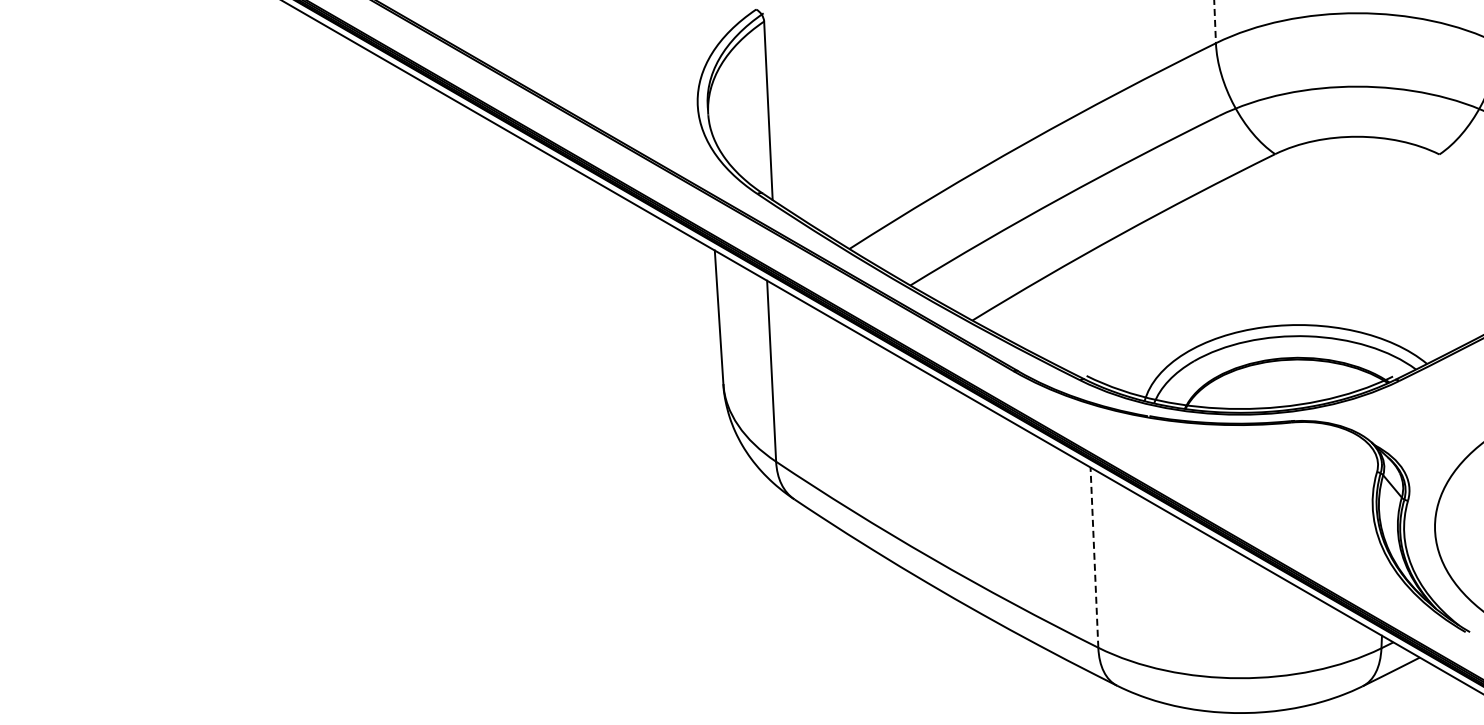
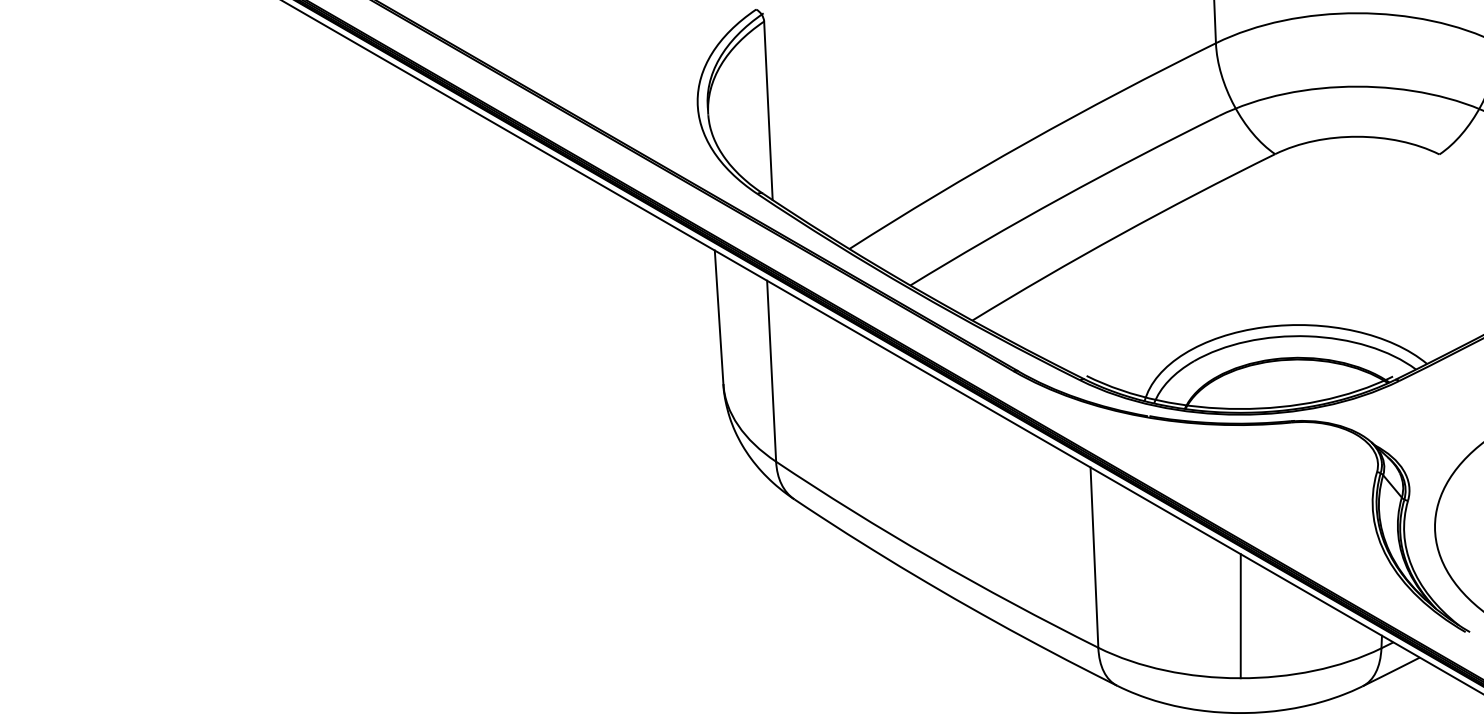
line: dashed -> solid (1215, 22)
line: dashed -> solid (1094, 557)
line: none -> present (1240, 616)
